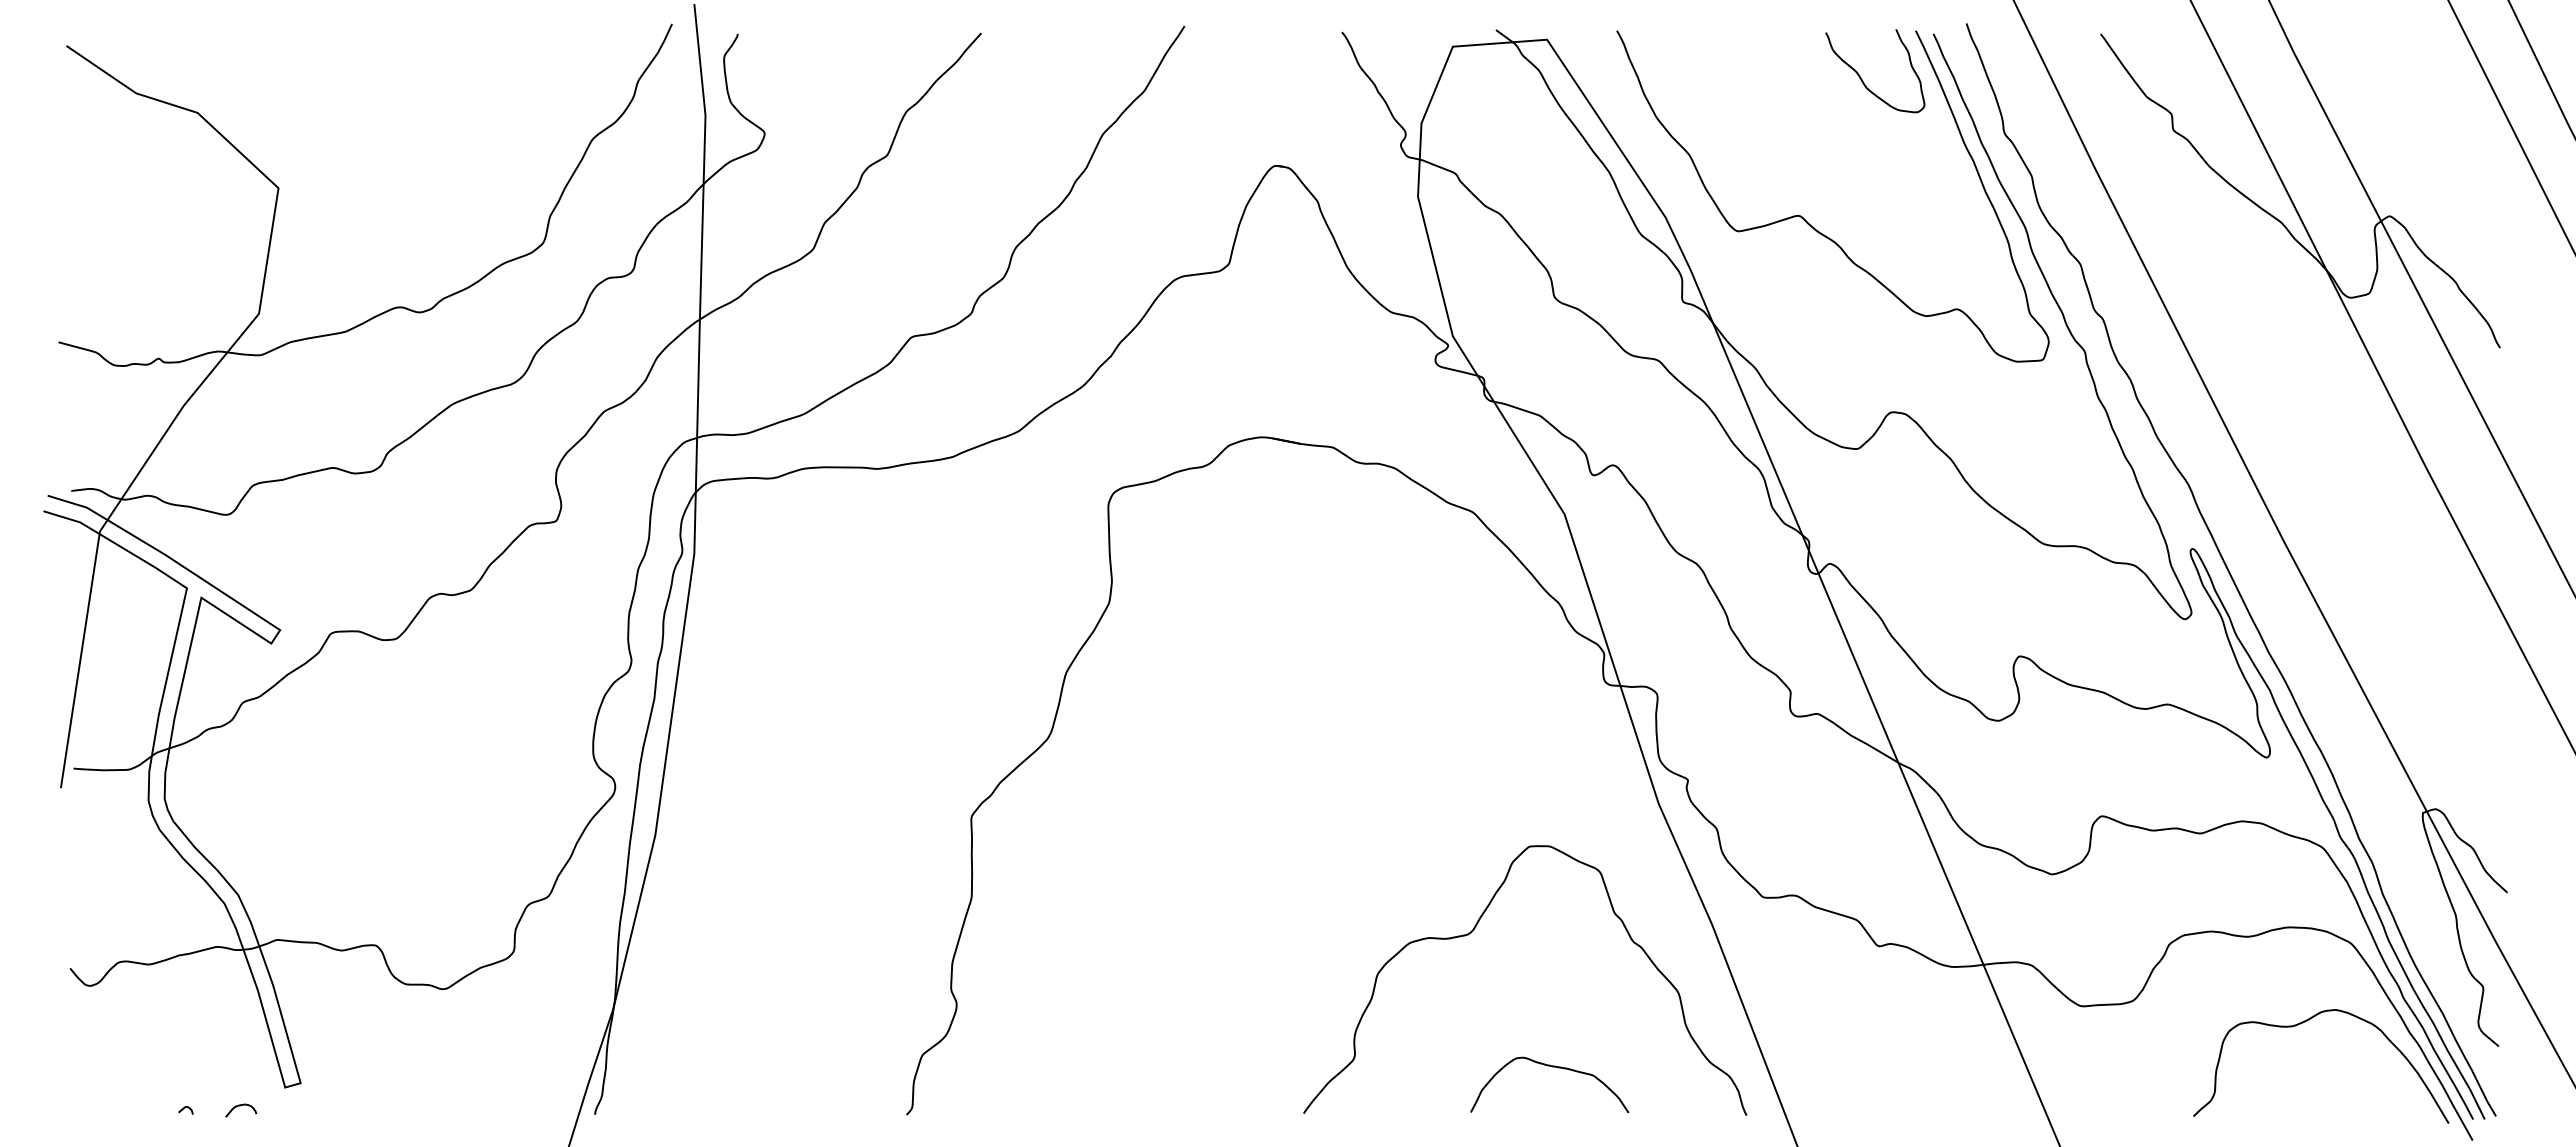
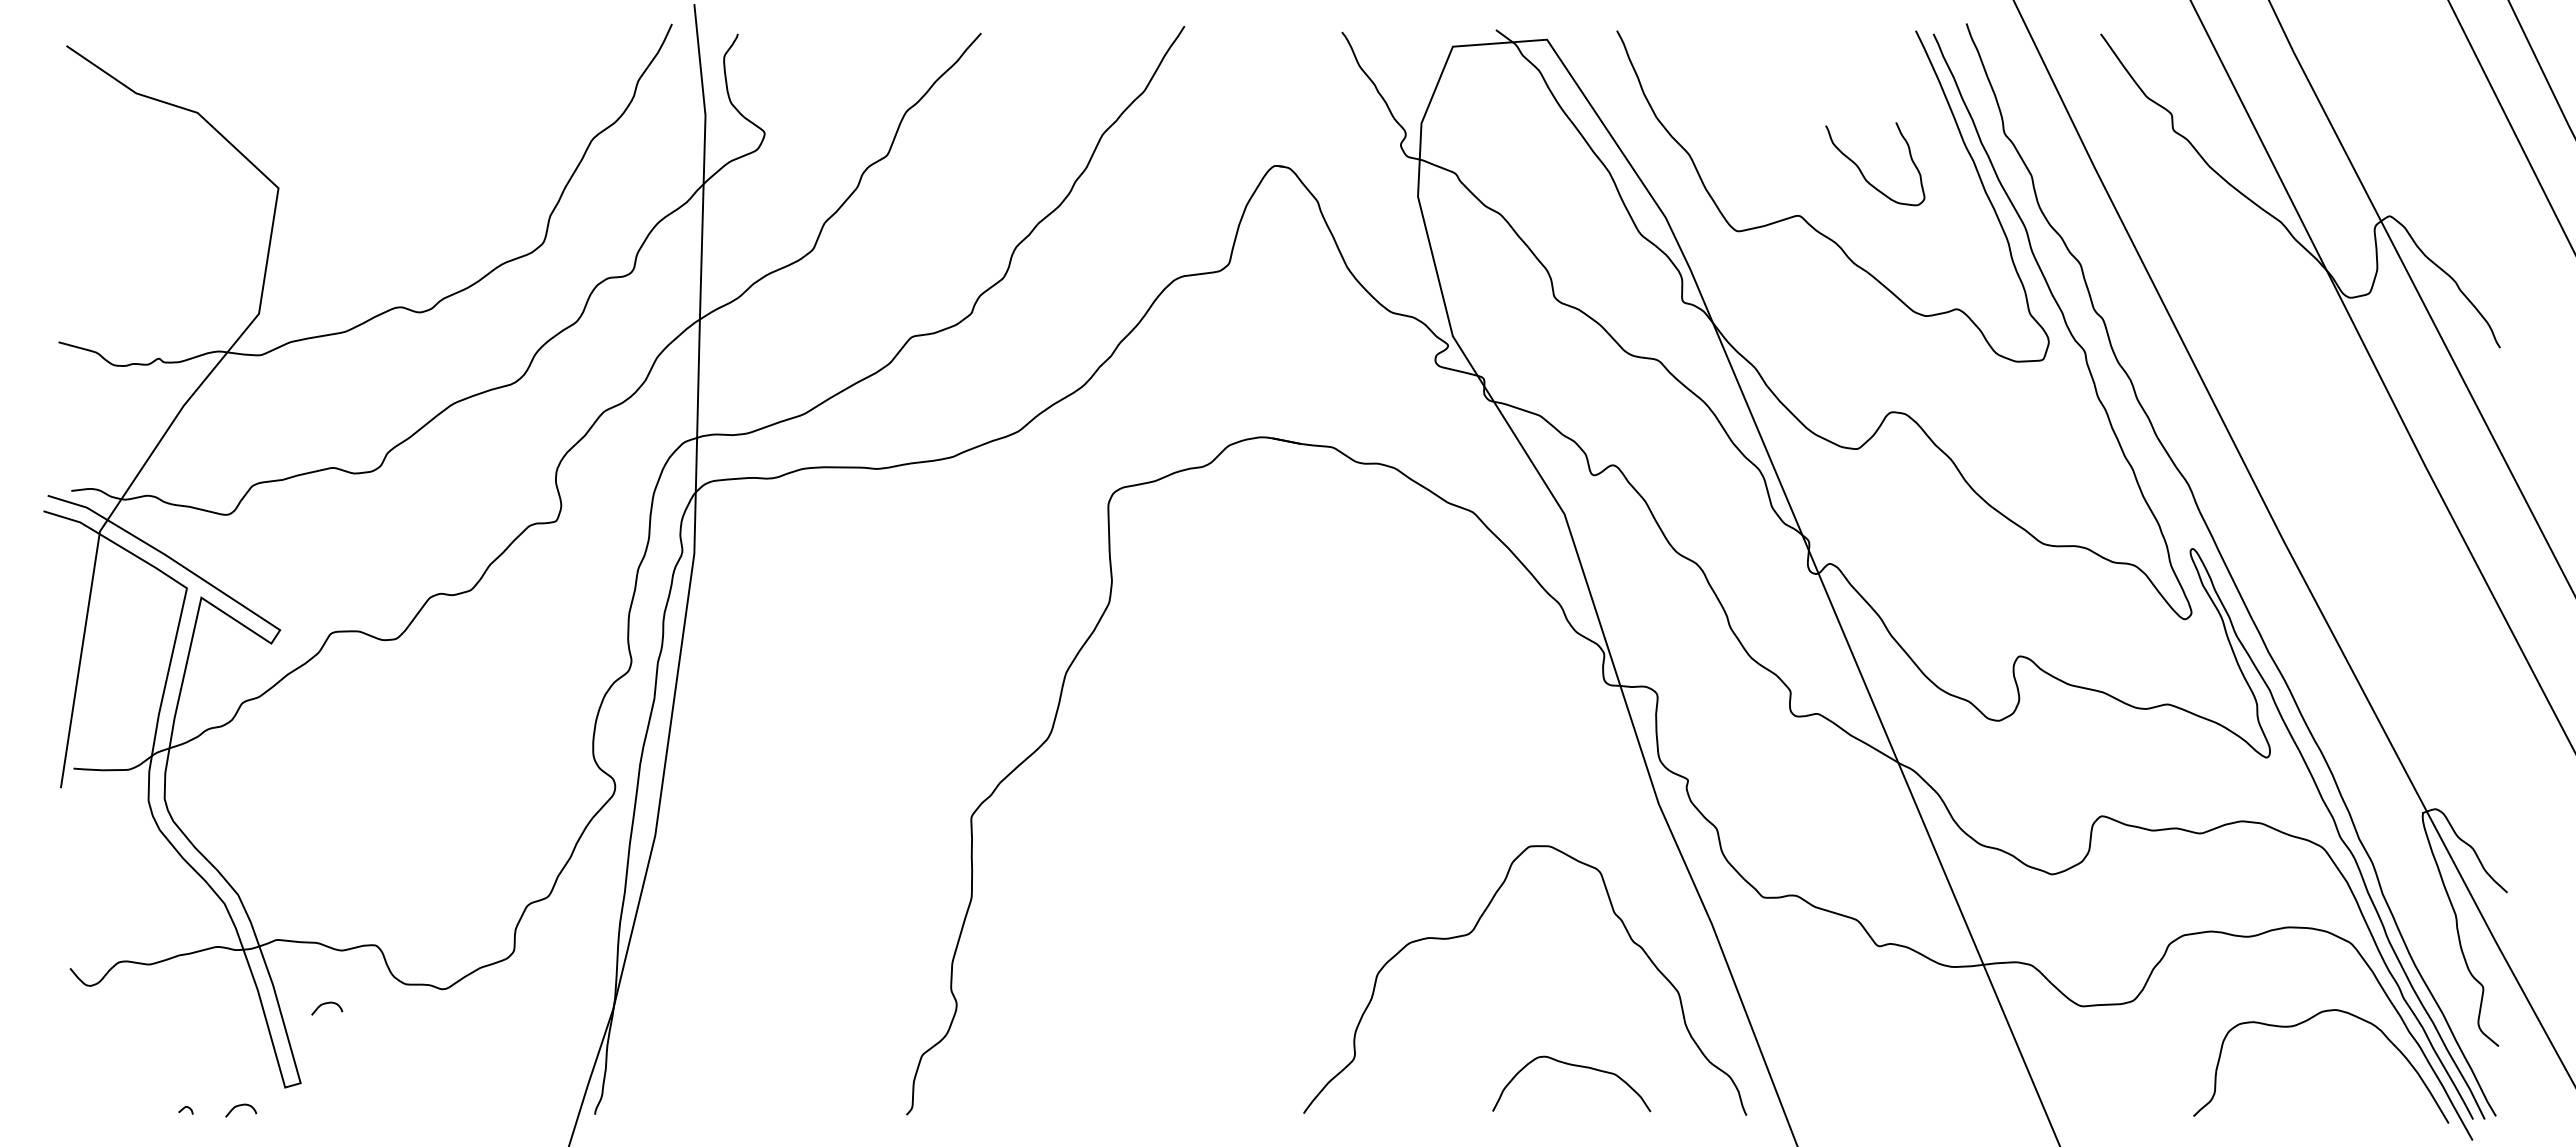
curve position: (1861, 77) -> (1861, 170) (1861, 170)
curve: none -> present (326, 1004)
curve position: (1552, 1067) -> (1574, 1066) (1574, 1066)
